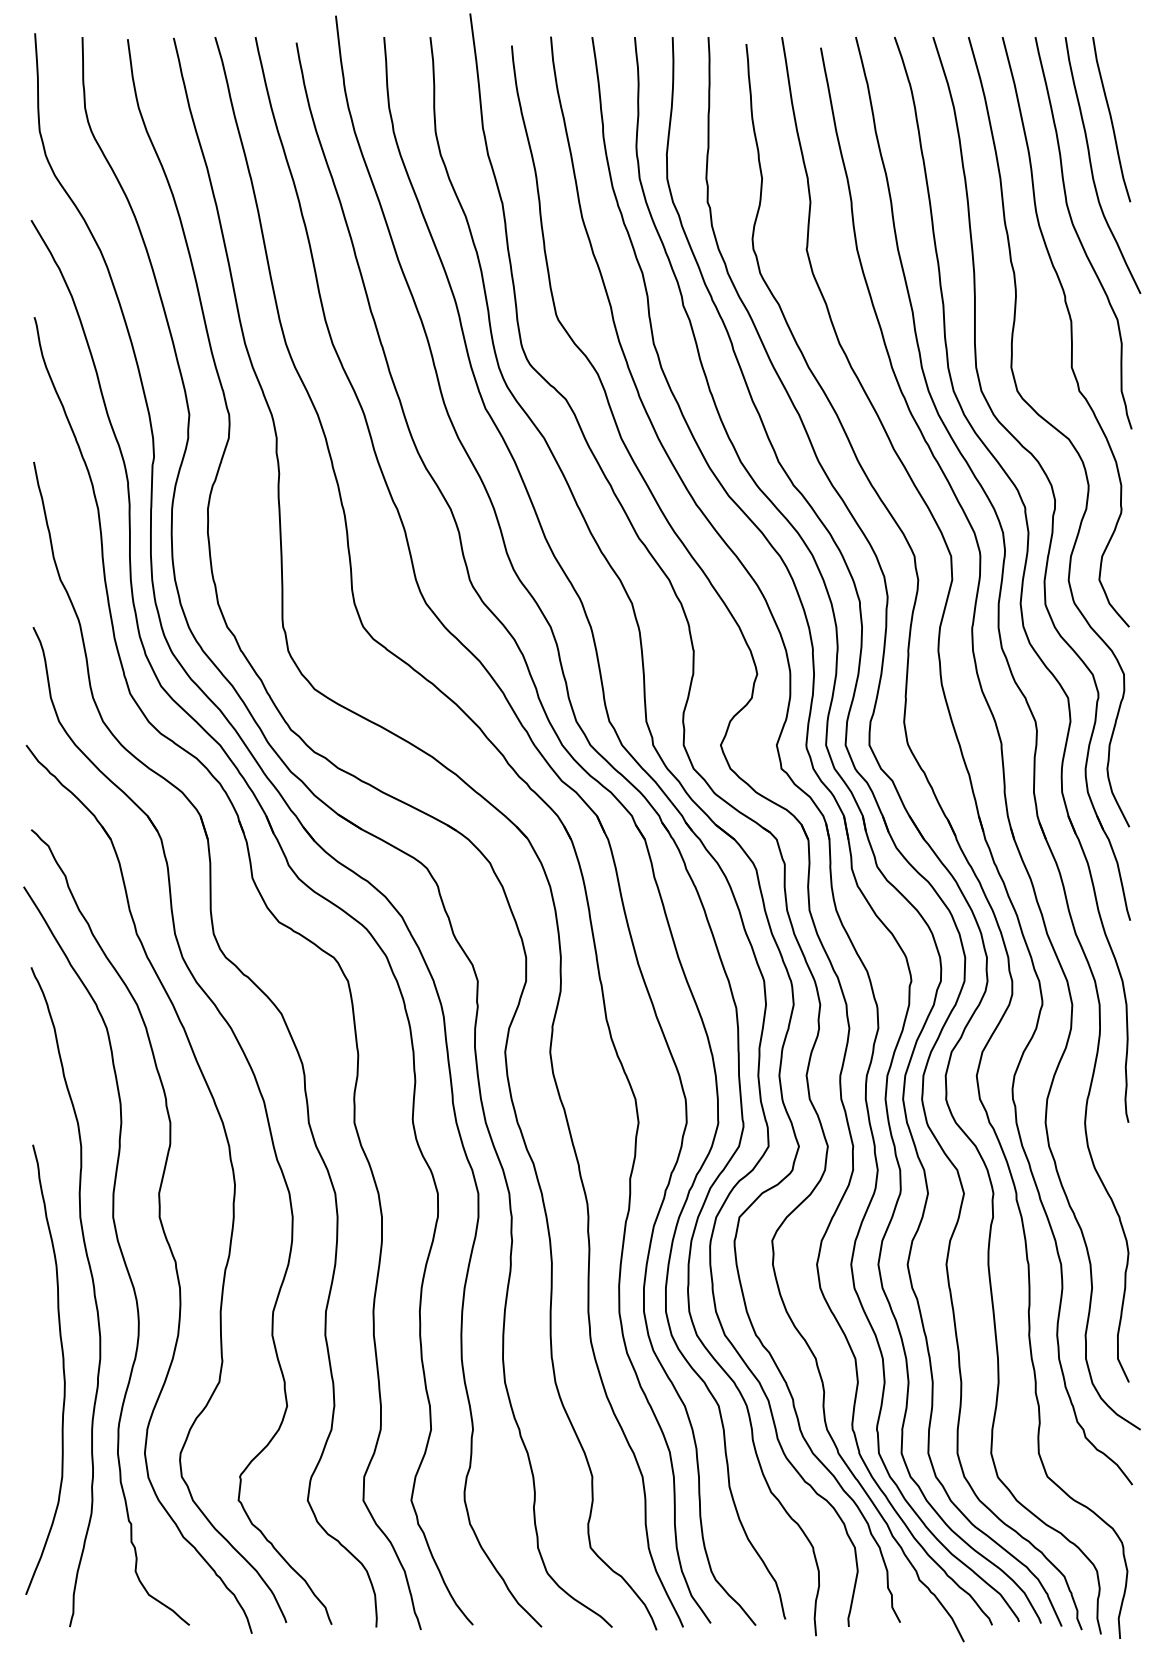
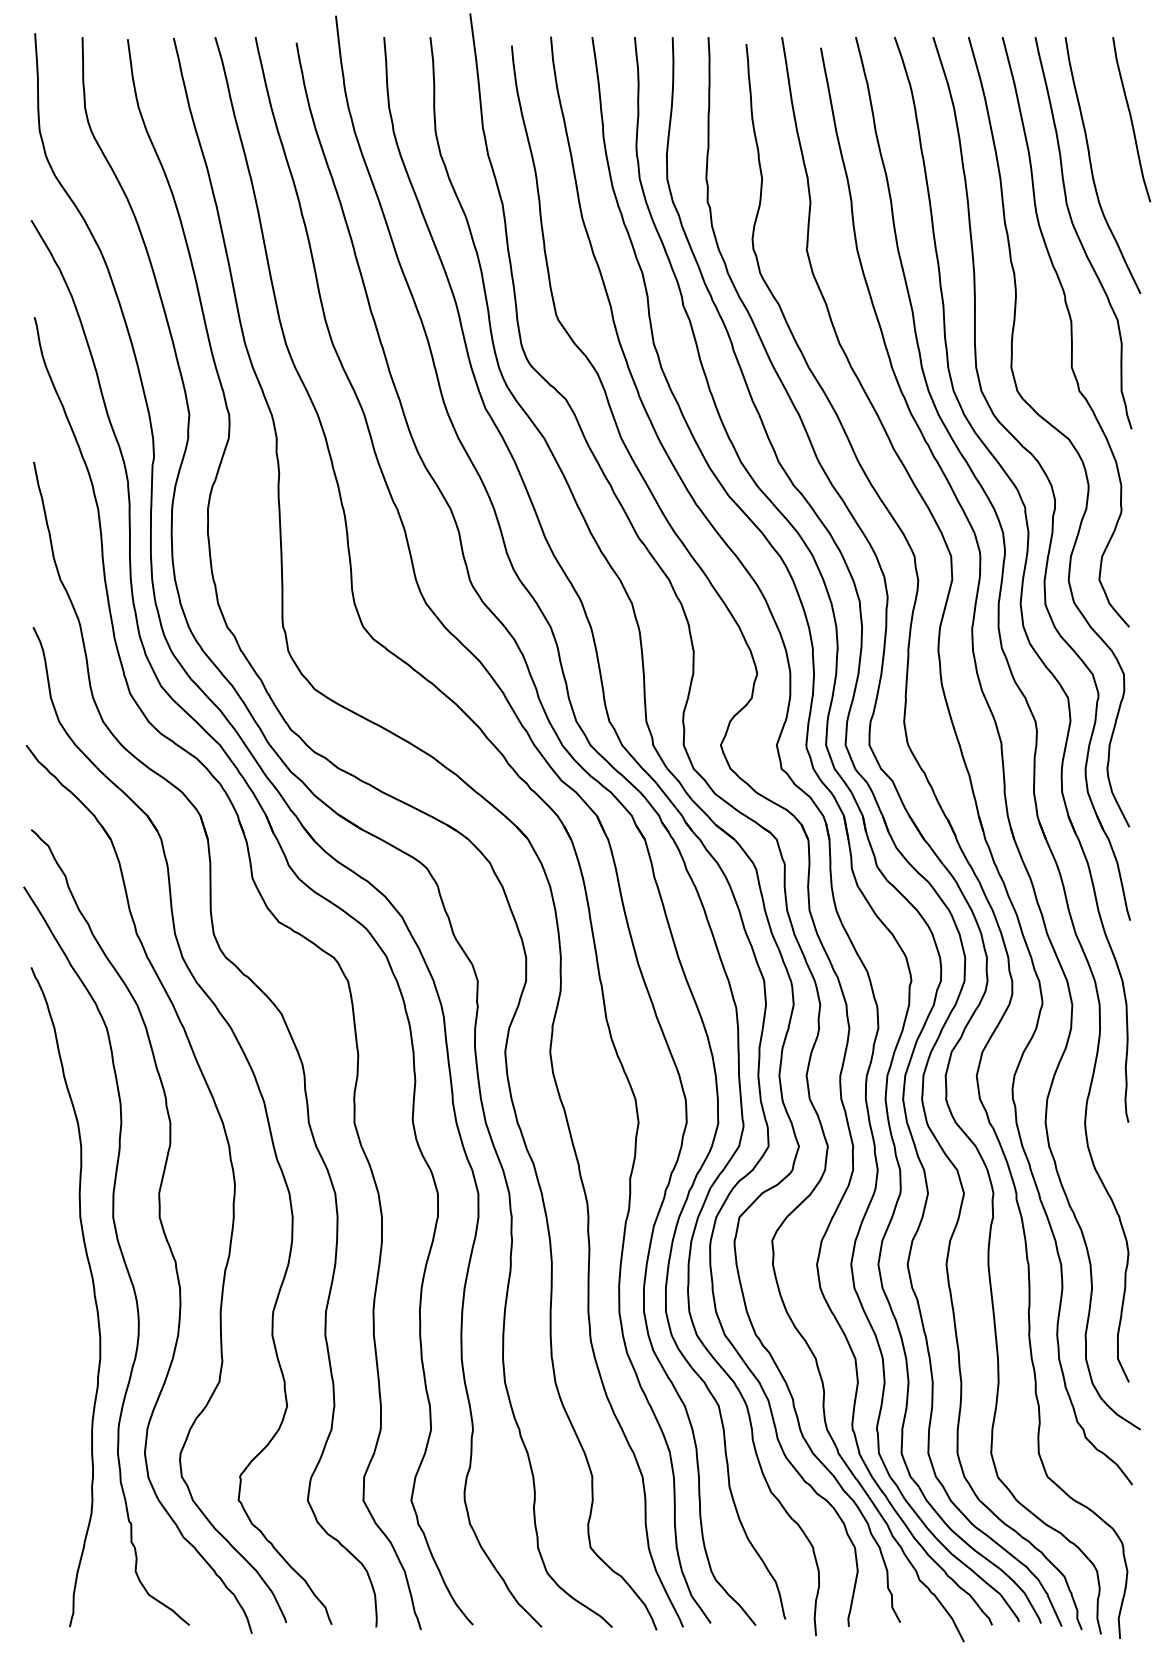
curve position: (1111, 119) -> (1131, 119) (1131, 119)
curve: present -> none (62, 1369)
